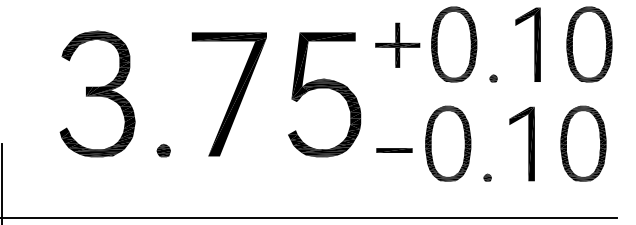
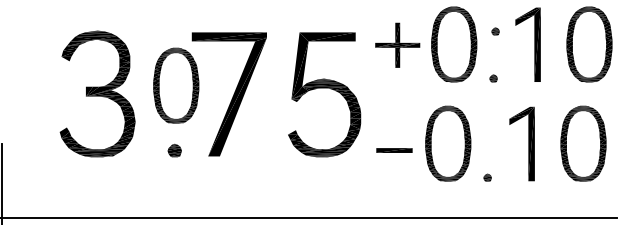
part: none -> present (495, 31)
part: none -> present (176, 85)
part position: (163, 150) -> (174, 150) (174, 150)
